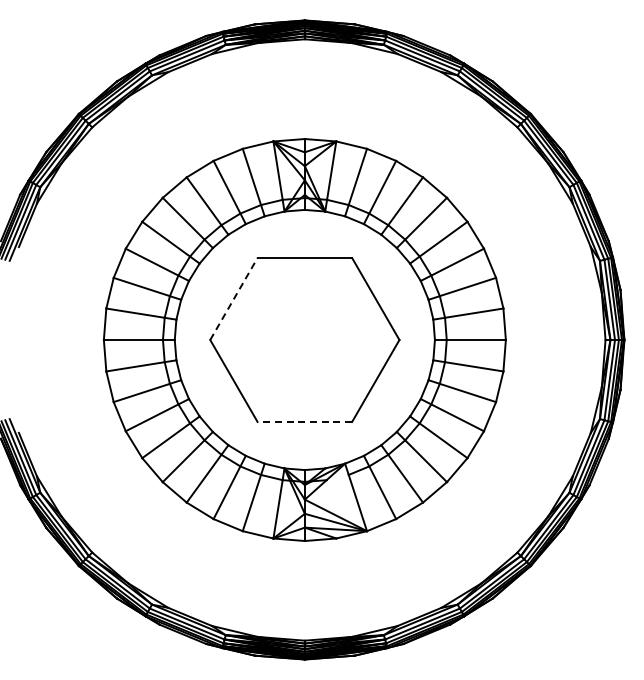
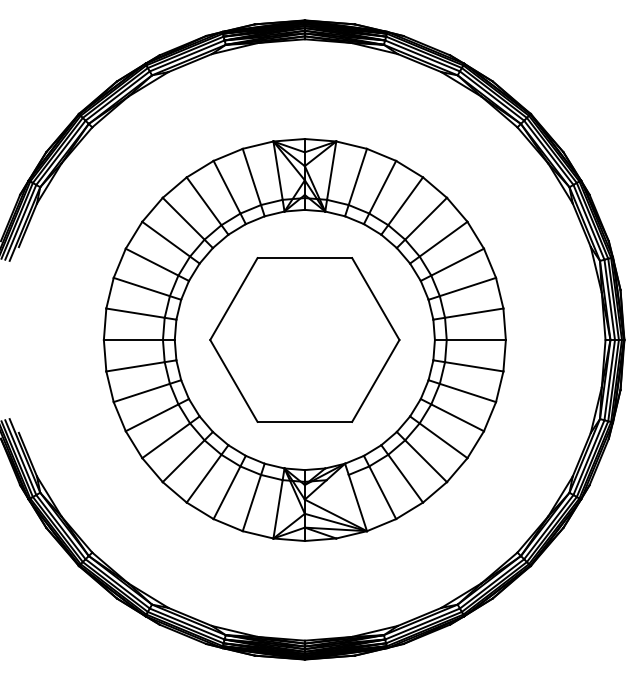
line: dashed -> solid (234, 298)
line: dashed -> solid (304, 421)
